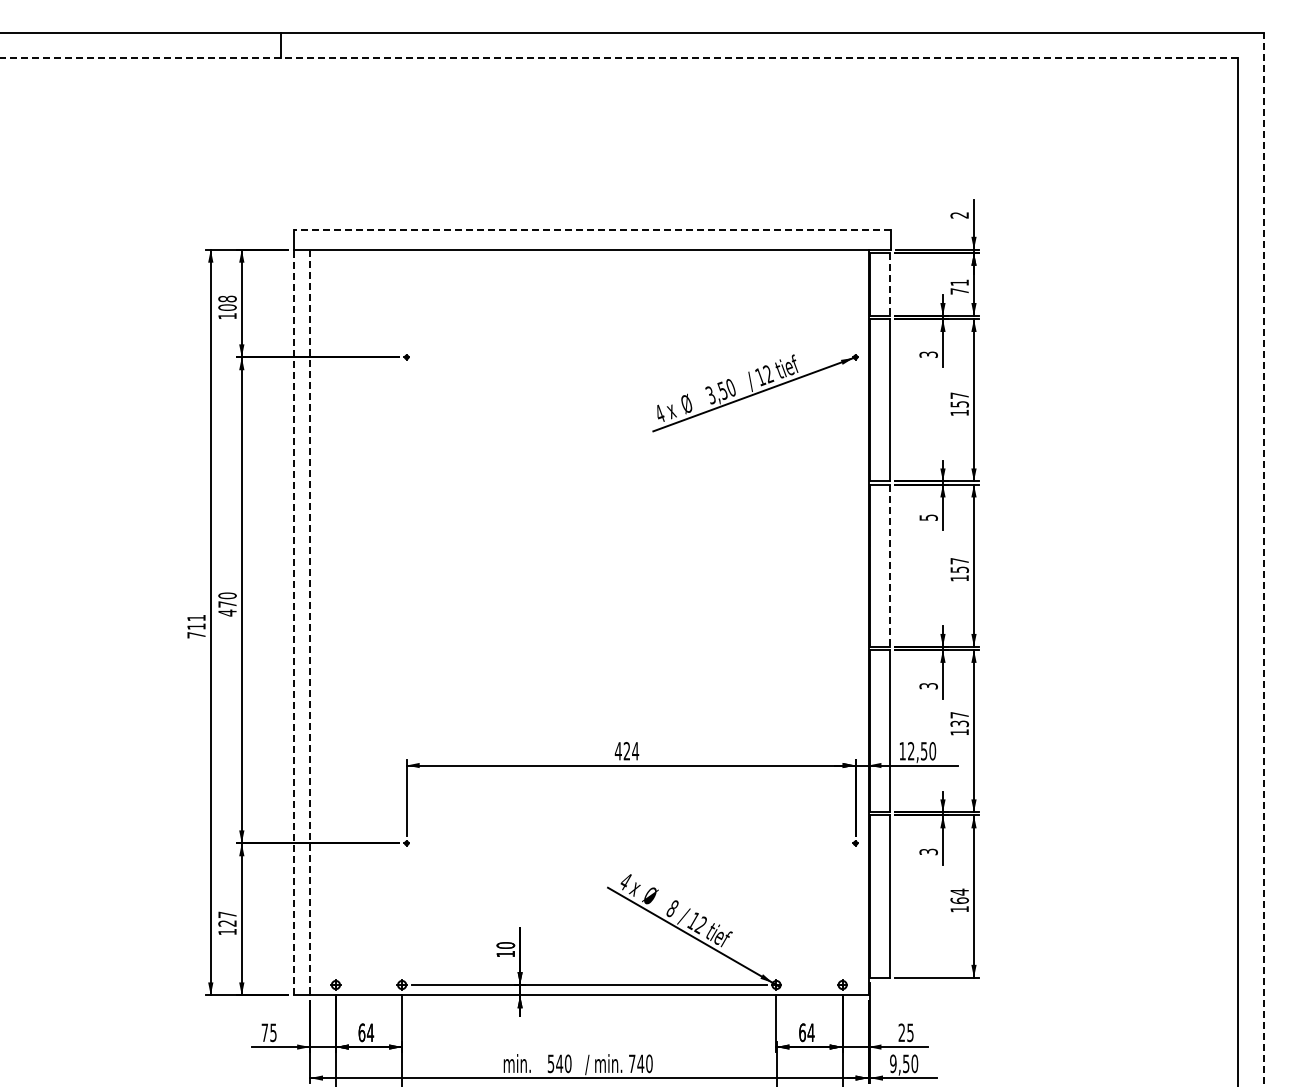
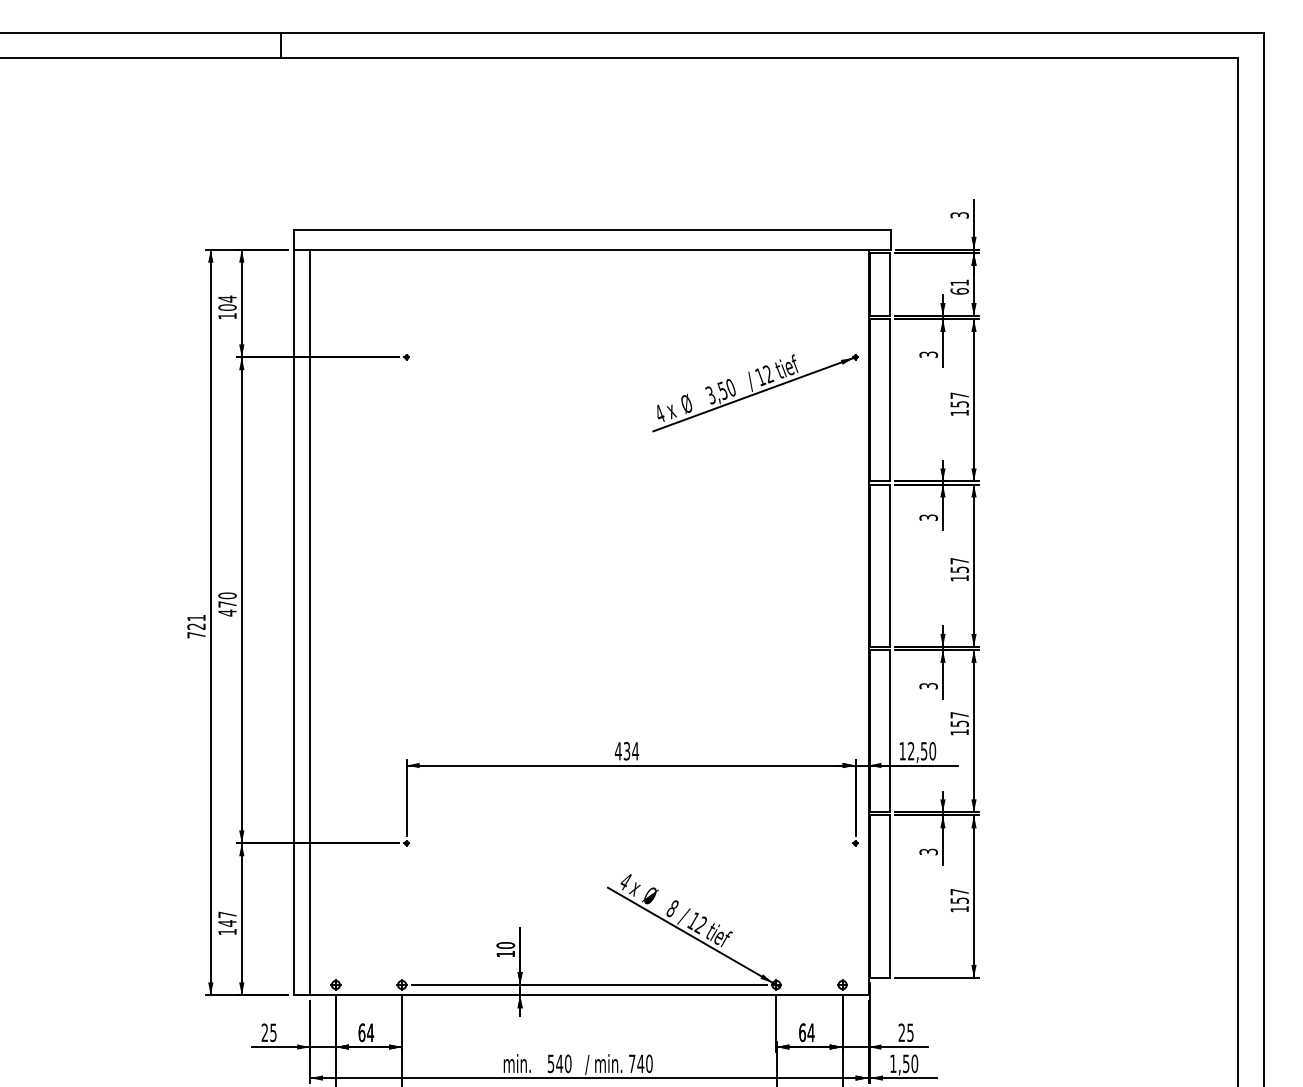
line: dashed -> solid (619, 58)
text: 2 -> 3 (959, 215)
line: dashed -> solid (592, 230)
line: dashed -> solid (889, 284)
text: 71 -> 61 (959, 291)
text: 108 -> 104 (227, 298)
text: 5 -> 3 (928, 517)
line: dashed -> solid (1263, 559)
line: dashed -> solid (889, 566)
line: dashed -> solid (293, 622)
line: dashed -> solid (310, 622)
text: 711 -> 721 (196, 626)
text: 137 -> 157 (959, 723)
text: 424 -> 434 (626, 751)
text: 164 -> 157 (959, 895)
text: 127 -> 147 (227, 923)
text: 75 -> 25 (264, 1032)
text: 9,50 -> 1,50 (893, 1063)
